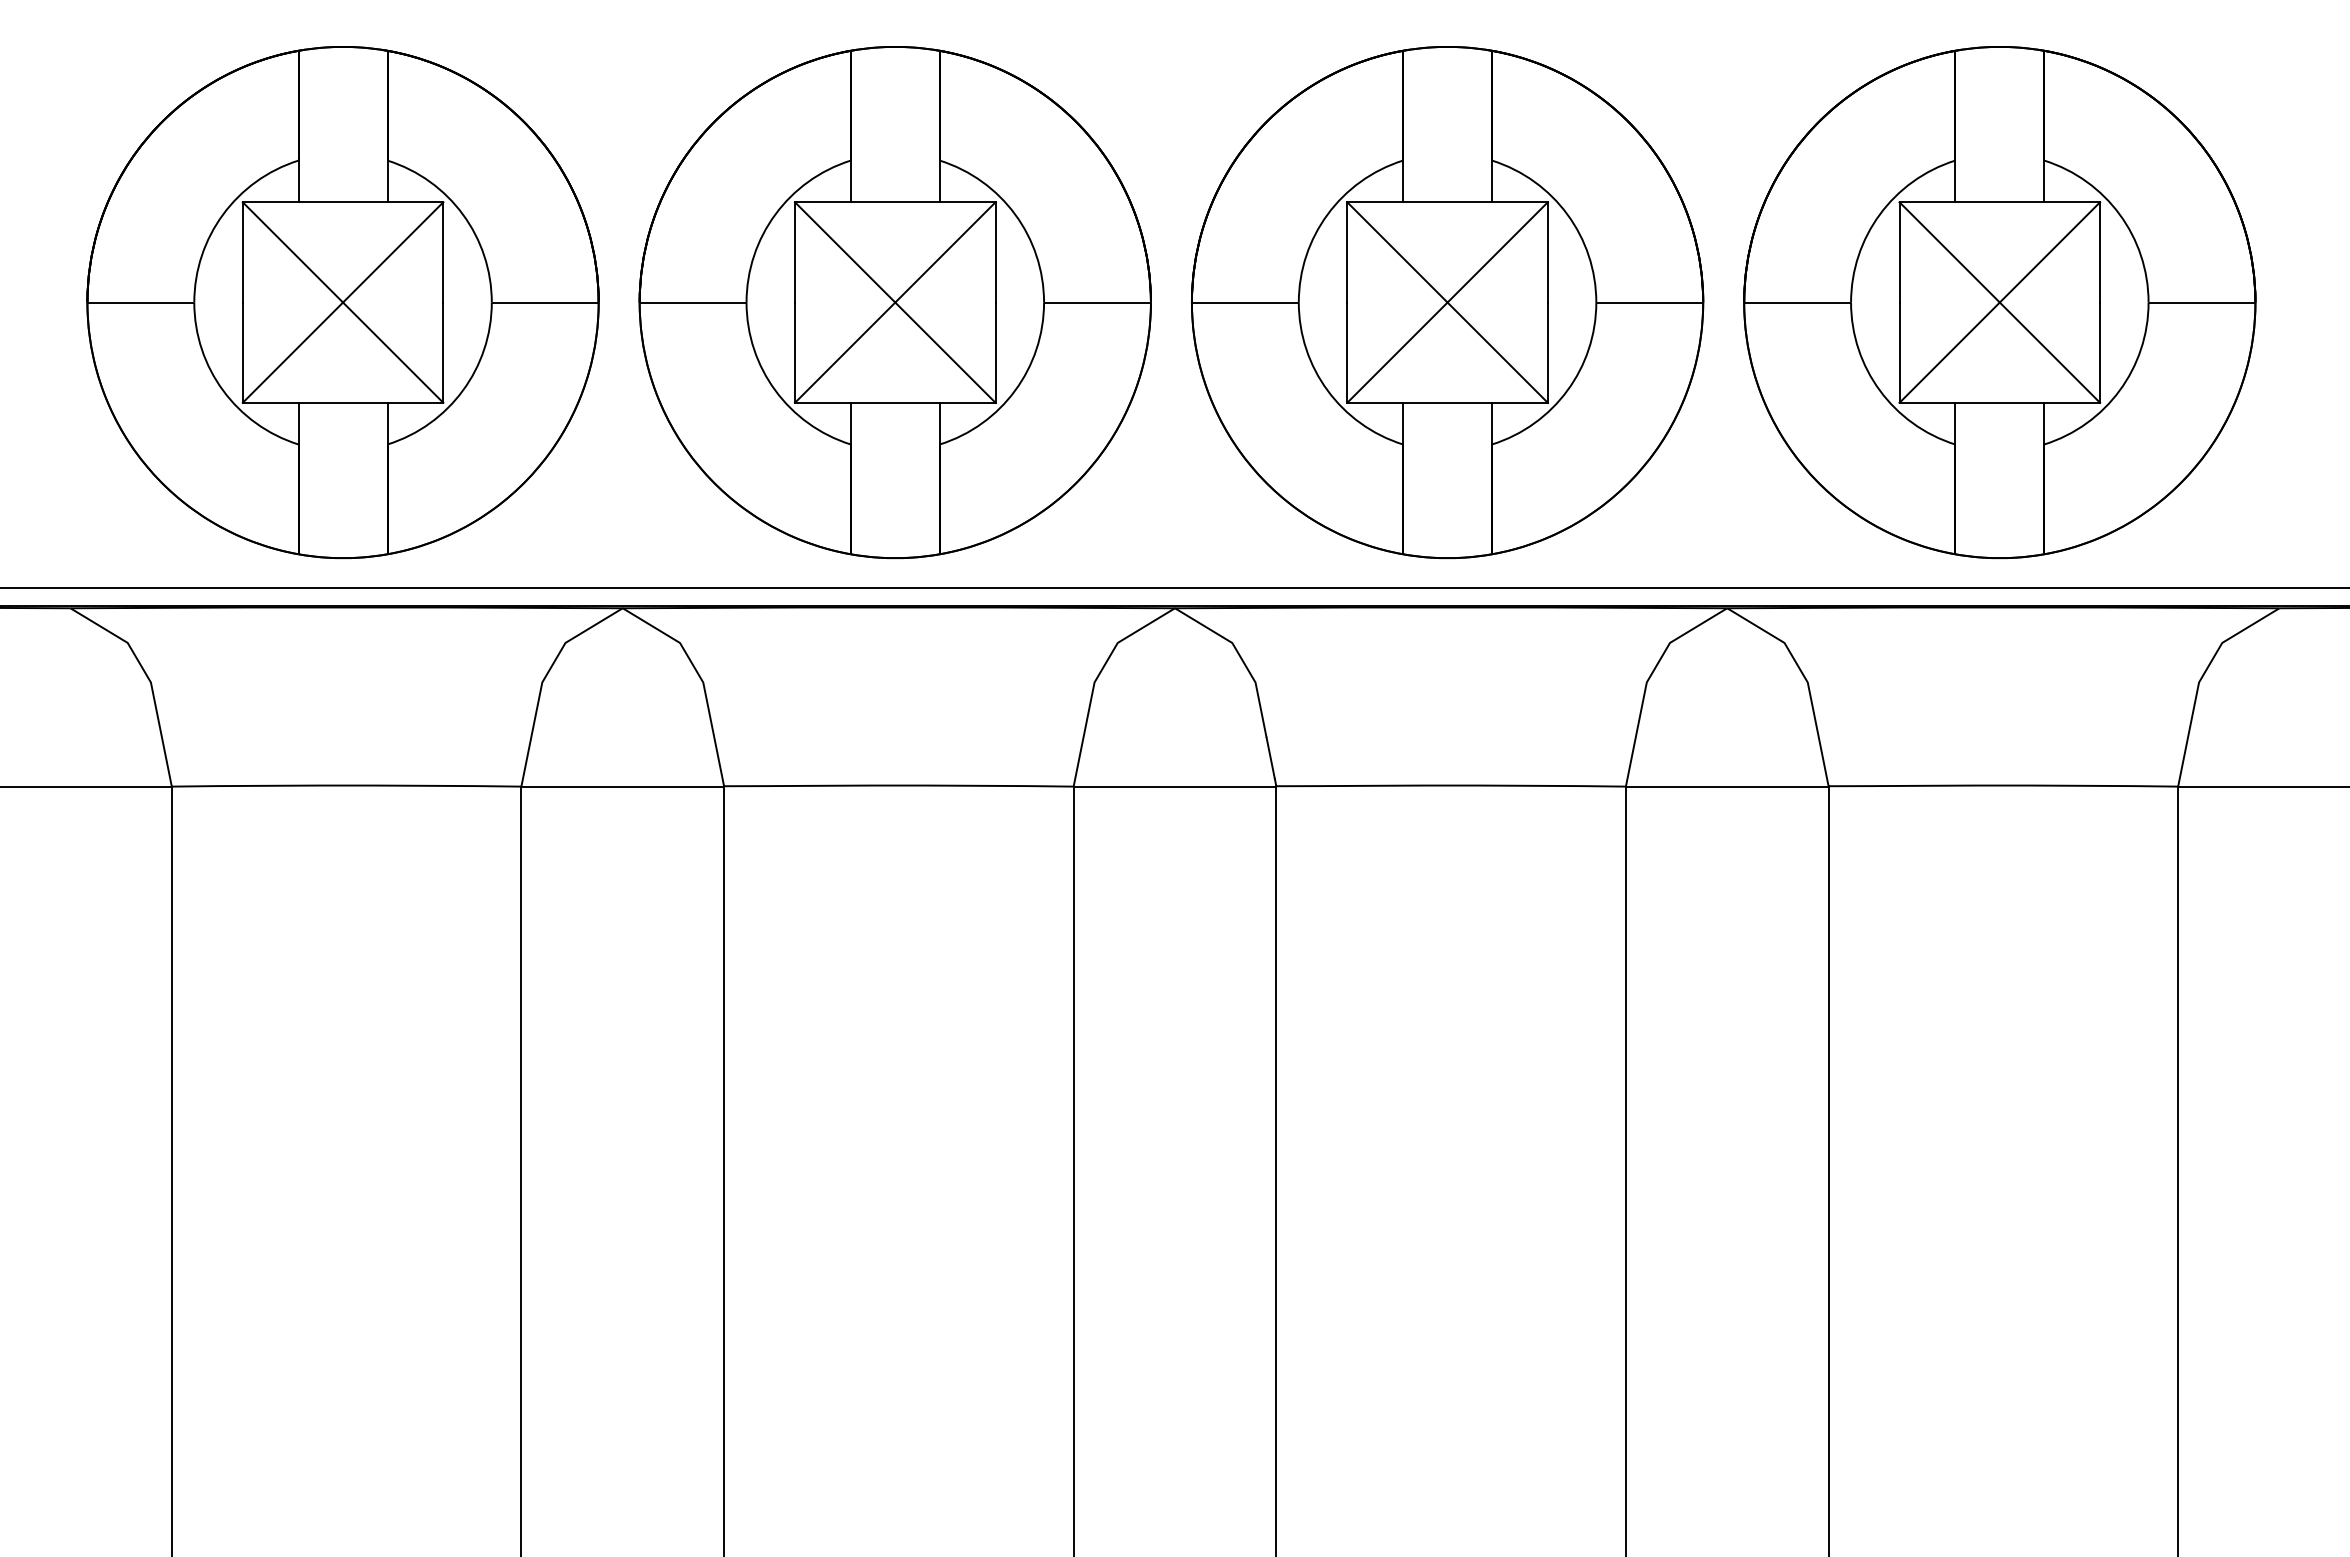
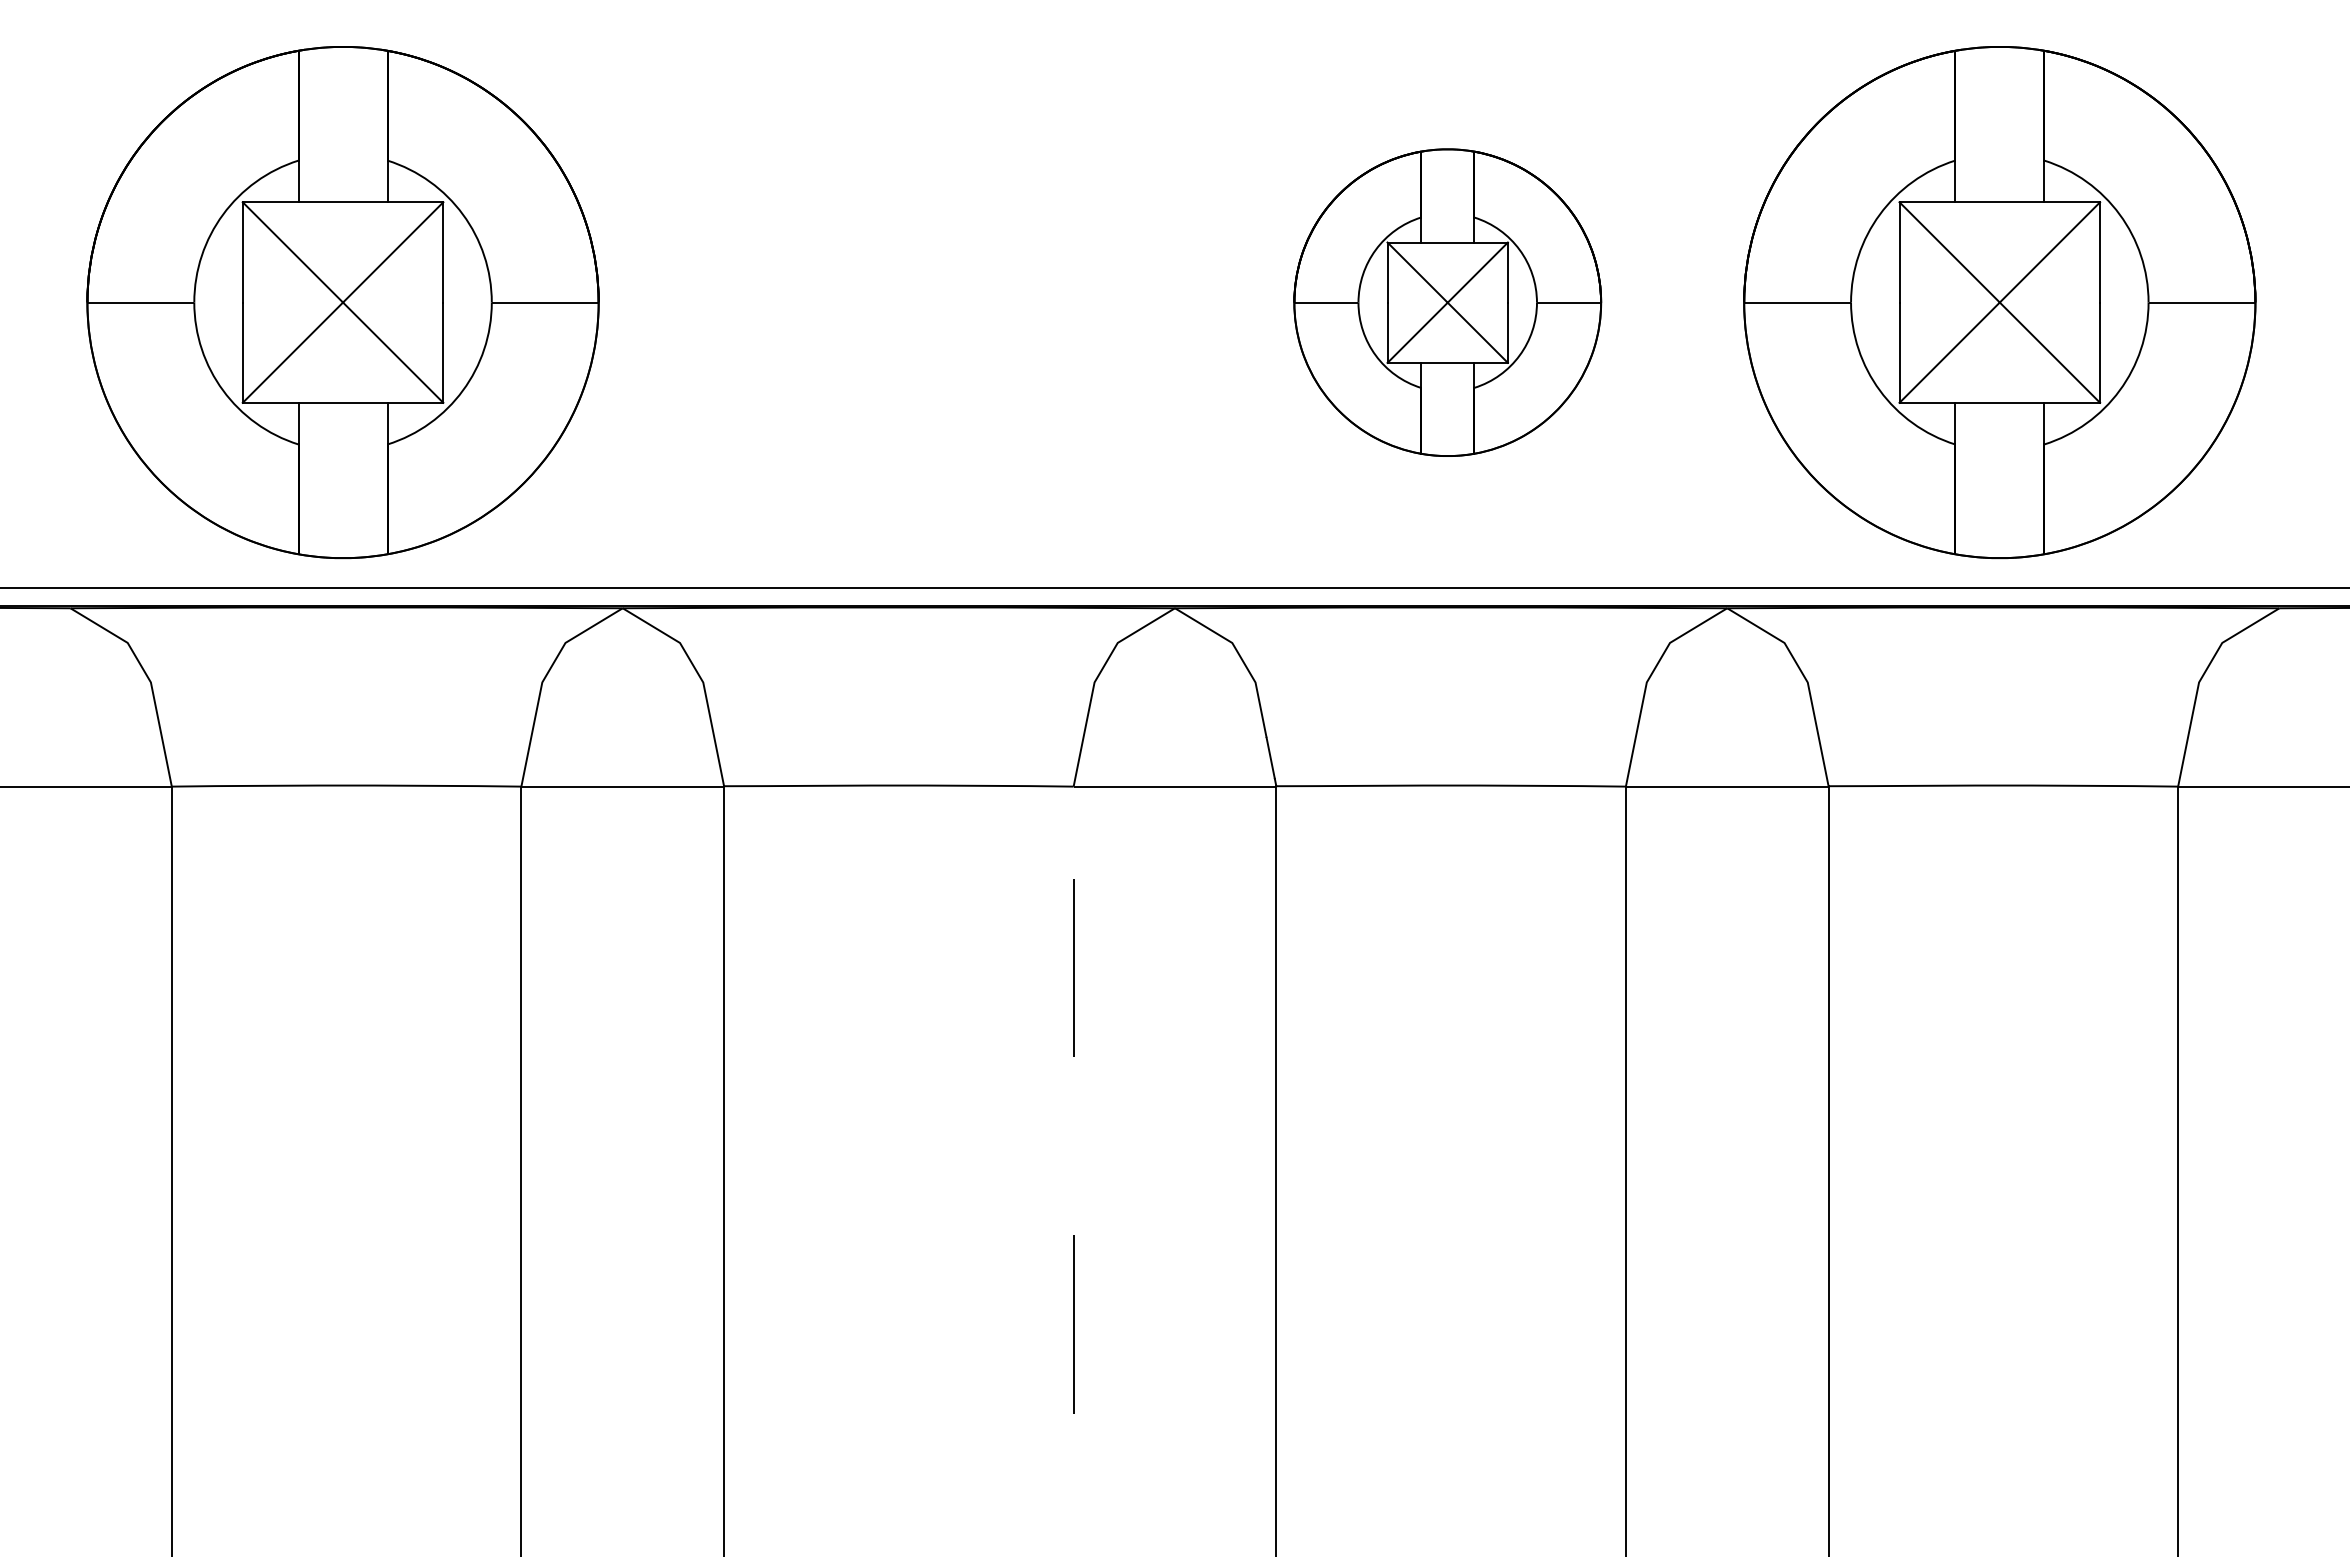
part: present -> none (894, 302)
part size: 514x514 px -> 310x309 px (1447, 302)
line: solid -> dashed (1073, 1171)
